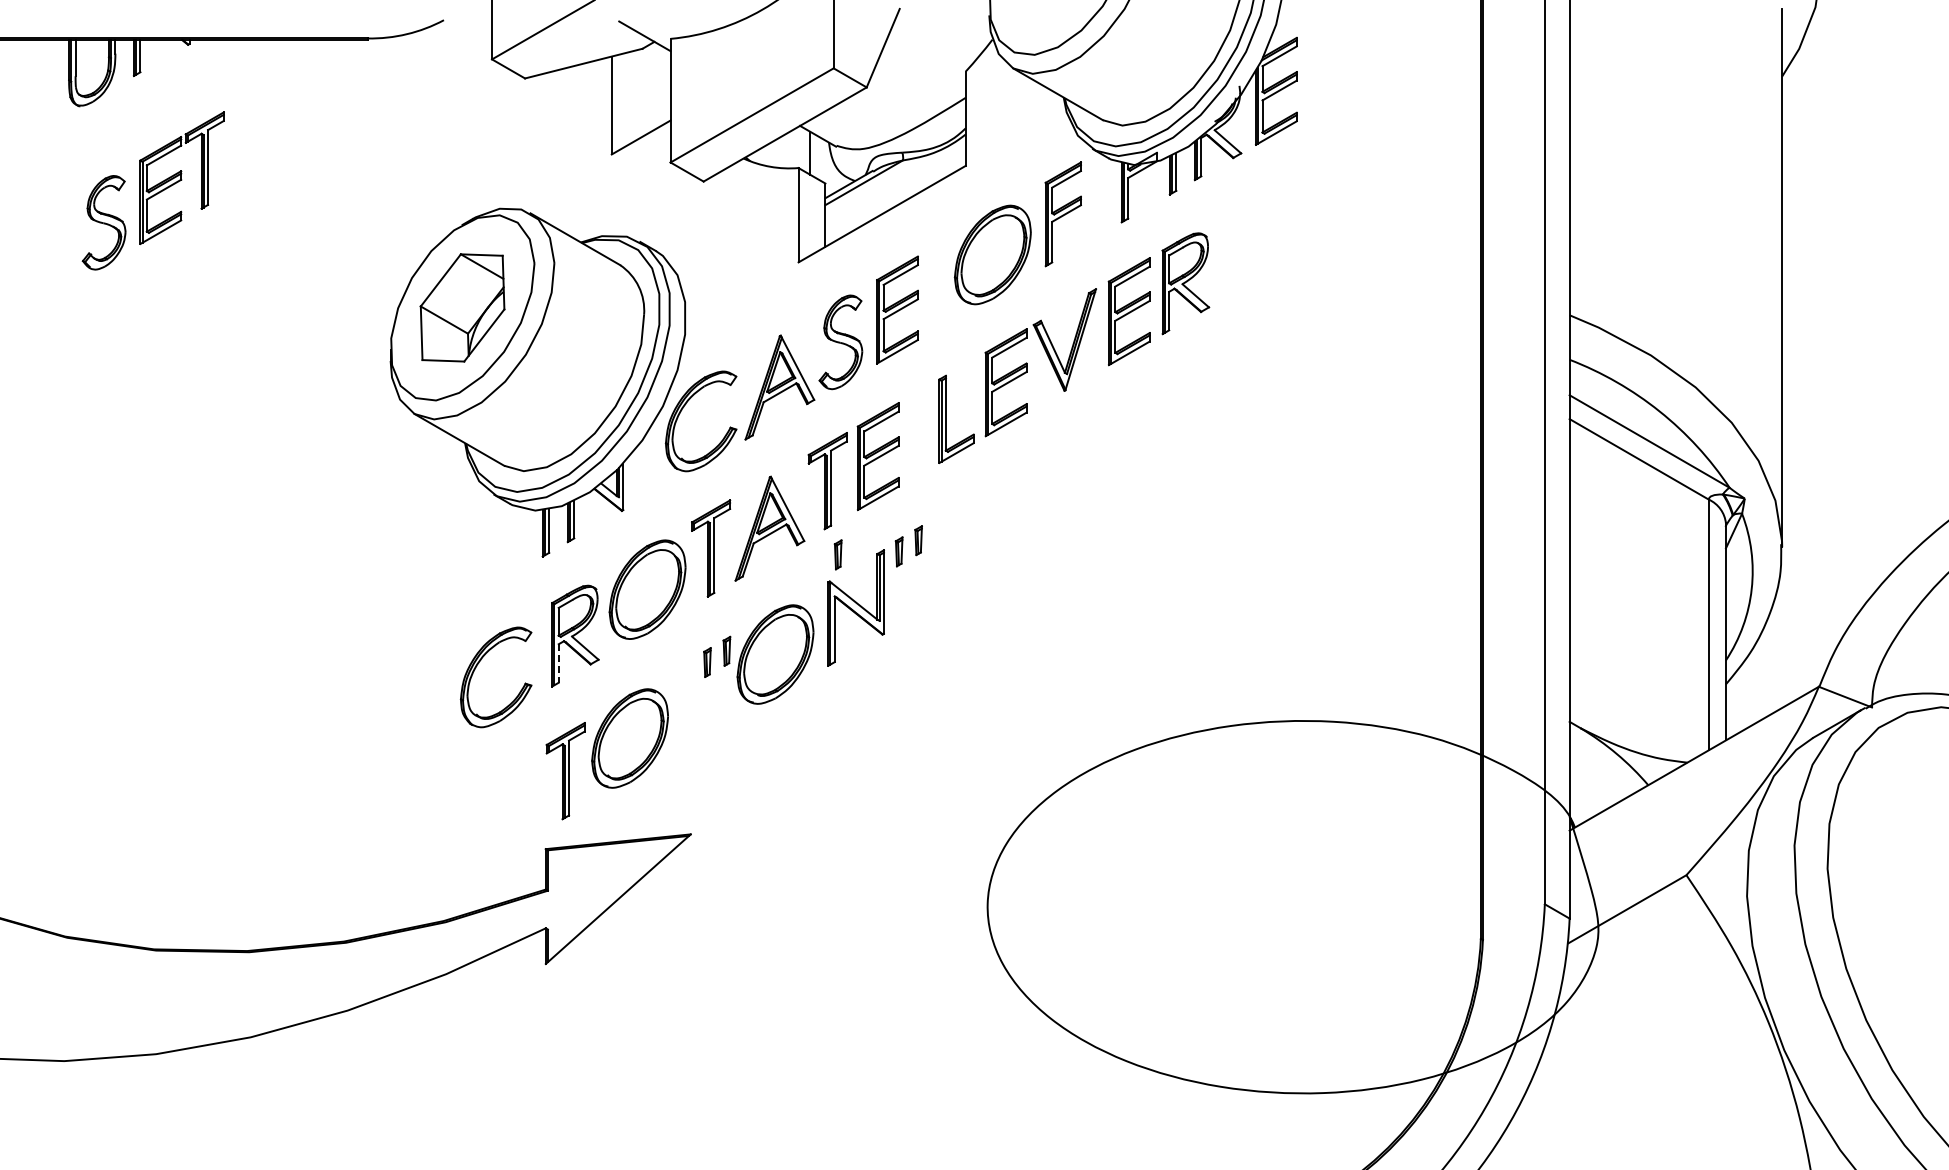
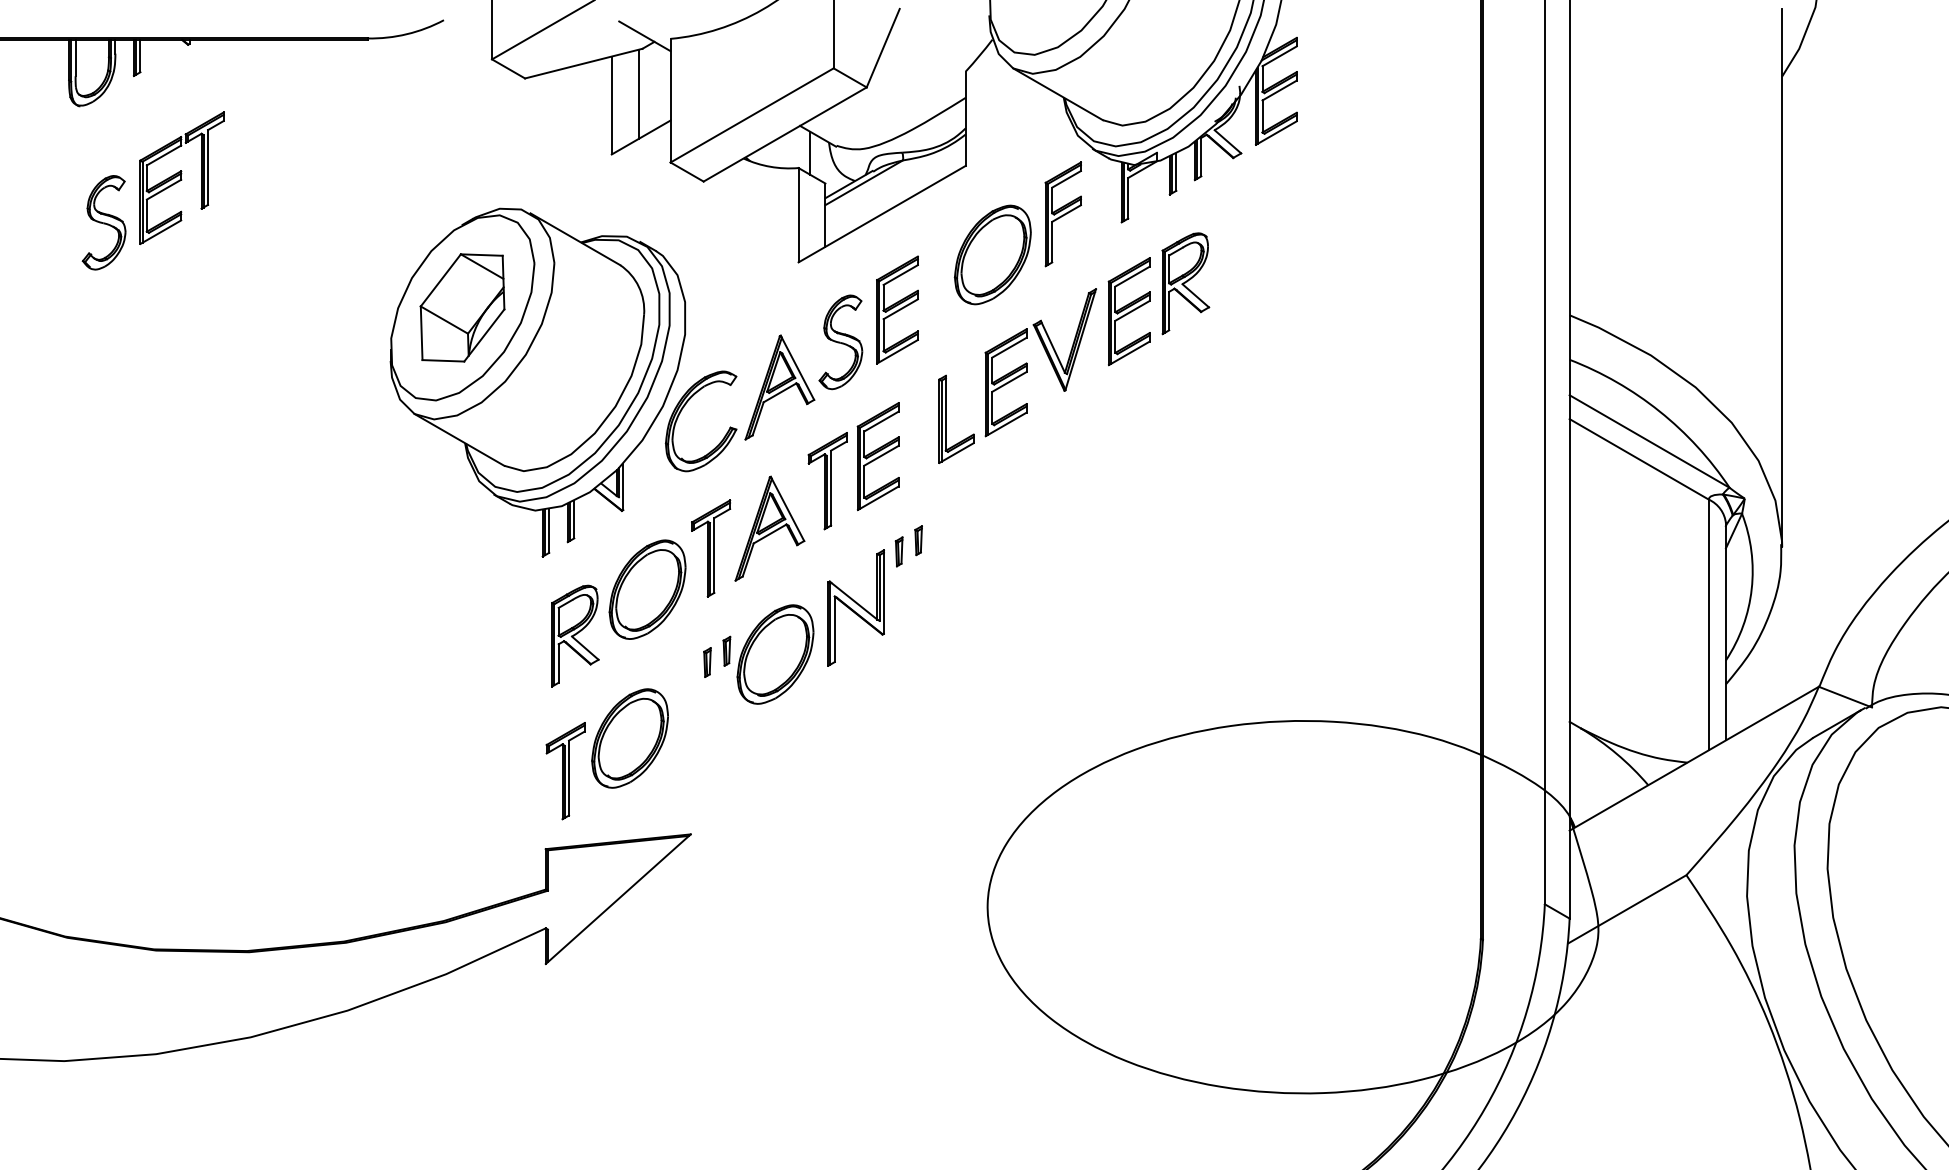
line: none -> present (638, 94)
part: present -> none (837, 554)
line: dashed -> solid (558, 663)
part: present -> none (477, 666)
